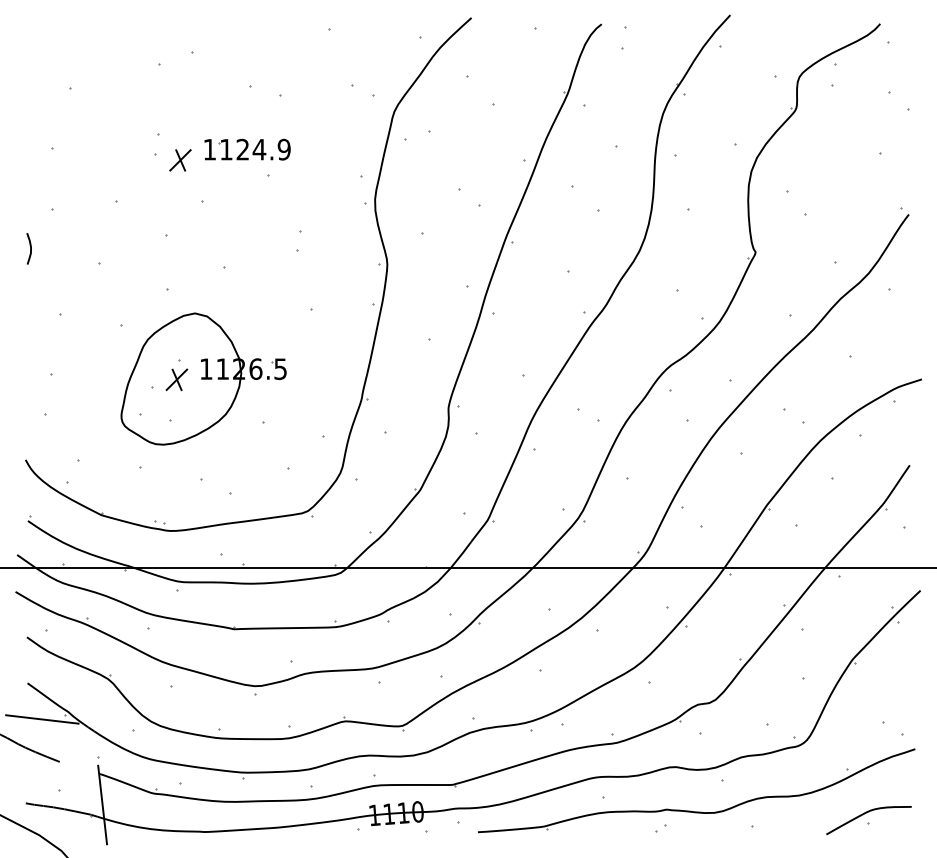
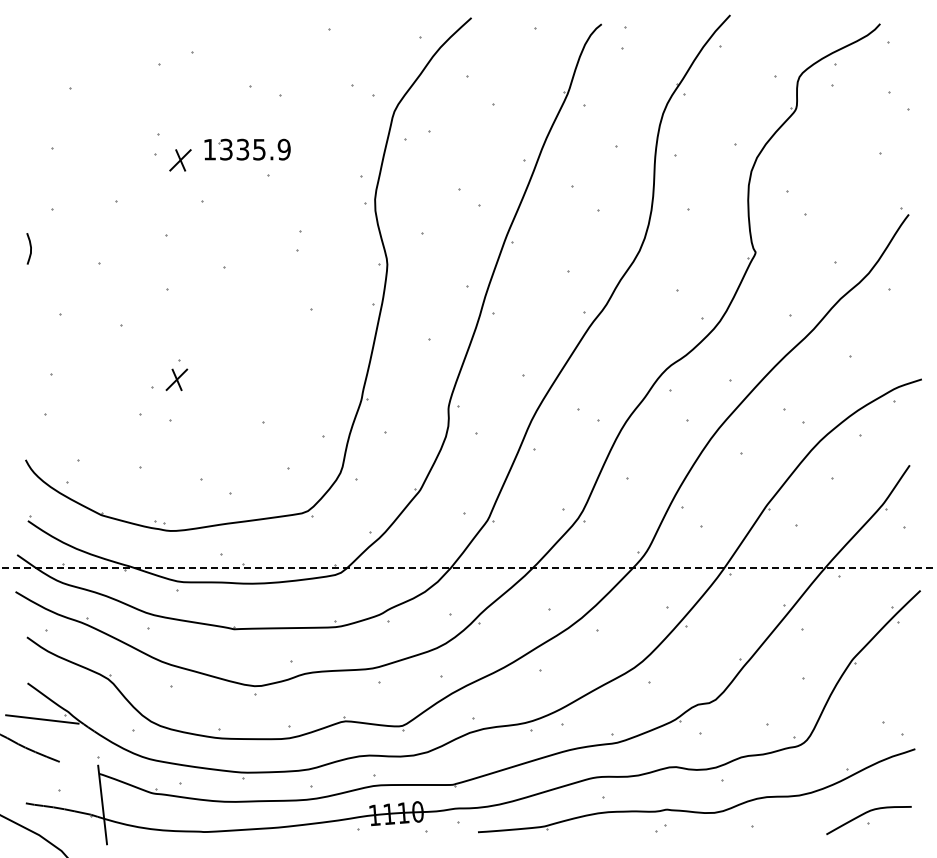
text: 1124.9 -> 1335.9 (243, 149)
part: present -> none (203, 378)
line: solid -> dashed (468, 567)
